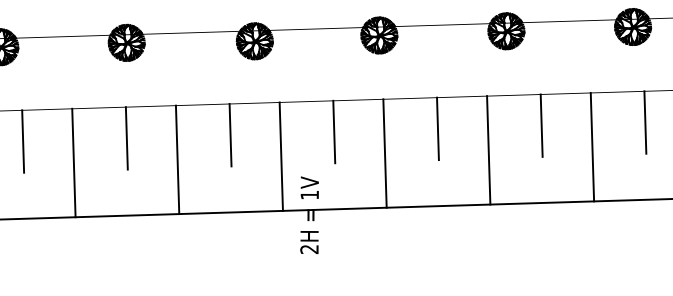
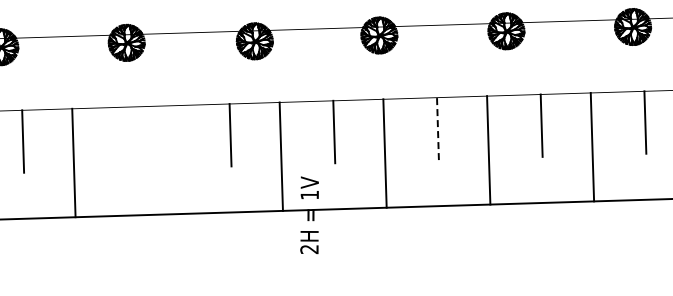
line: solid -> dashed (437, 128)
line: present -> none (126, 138)
line: present -> none (177, 159)
